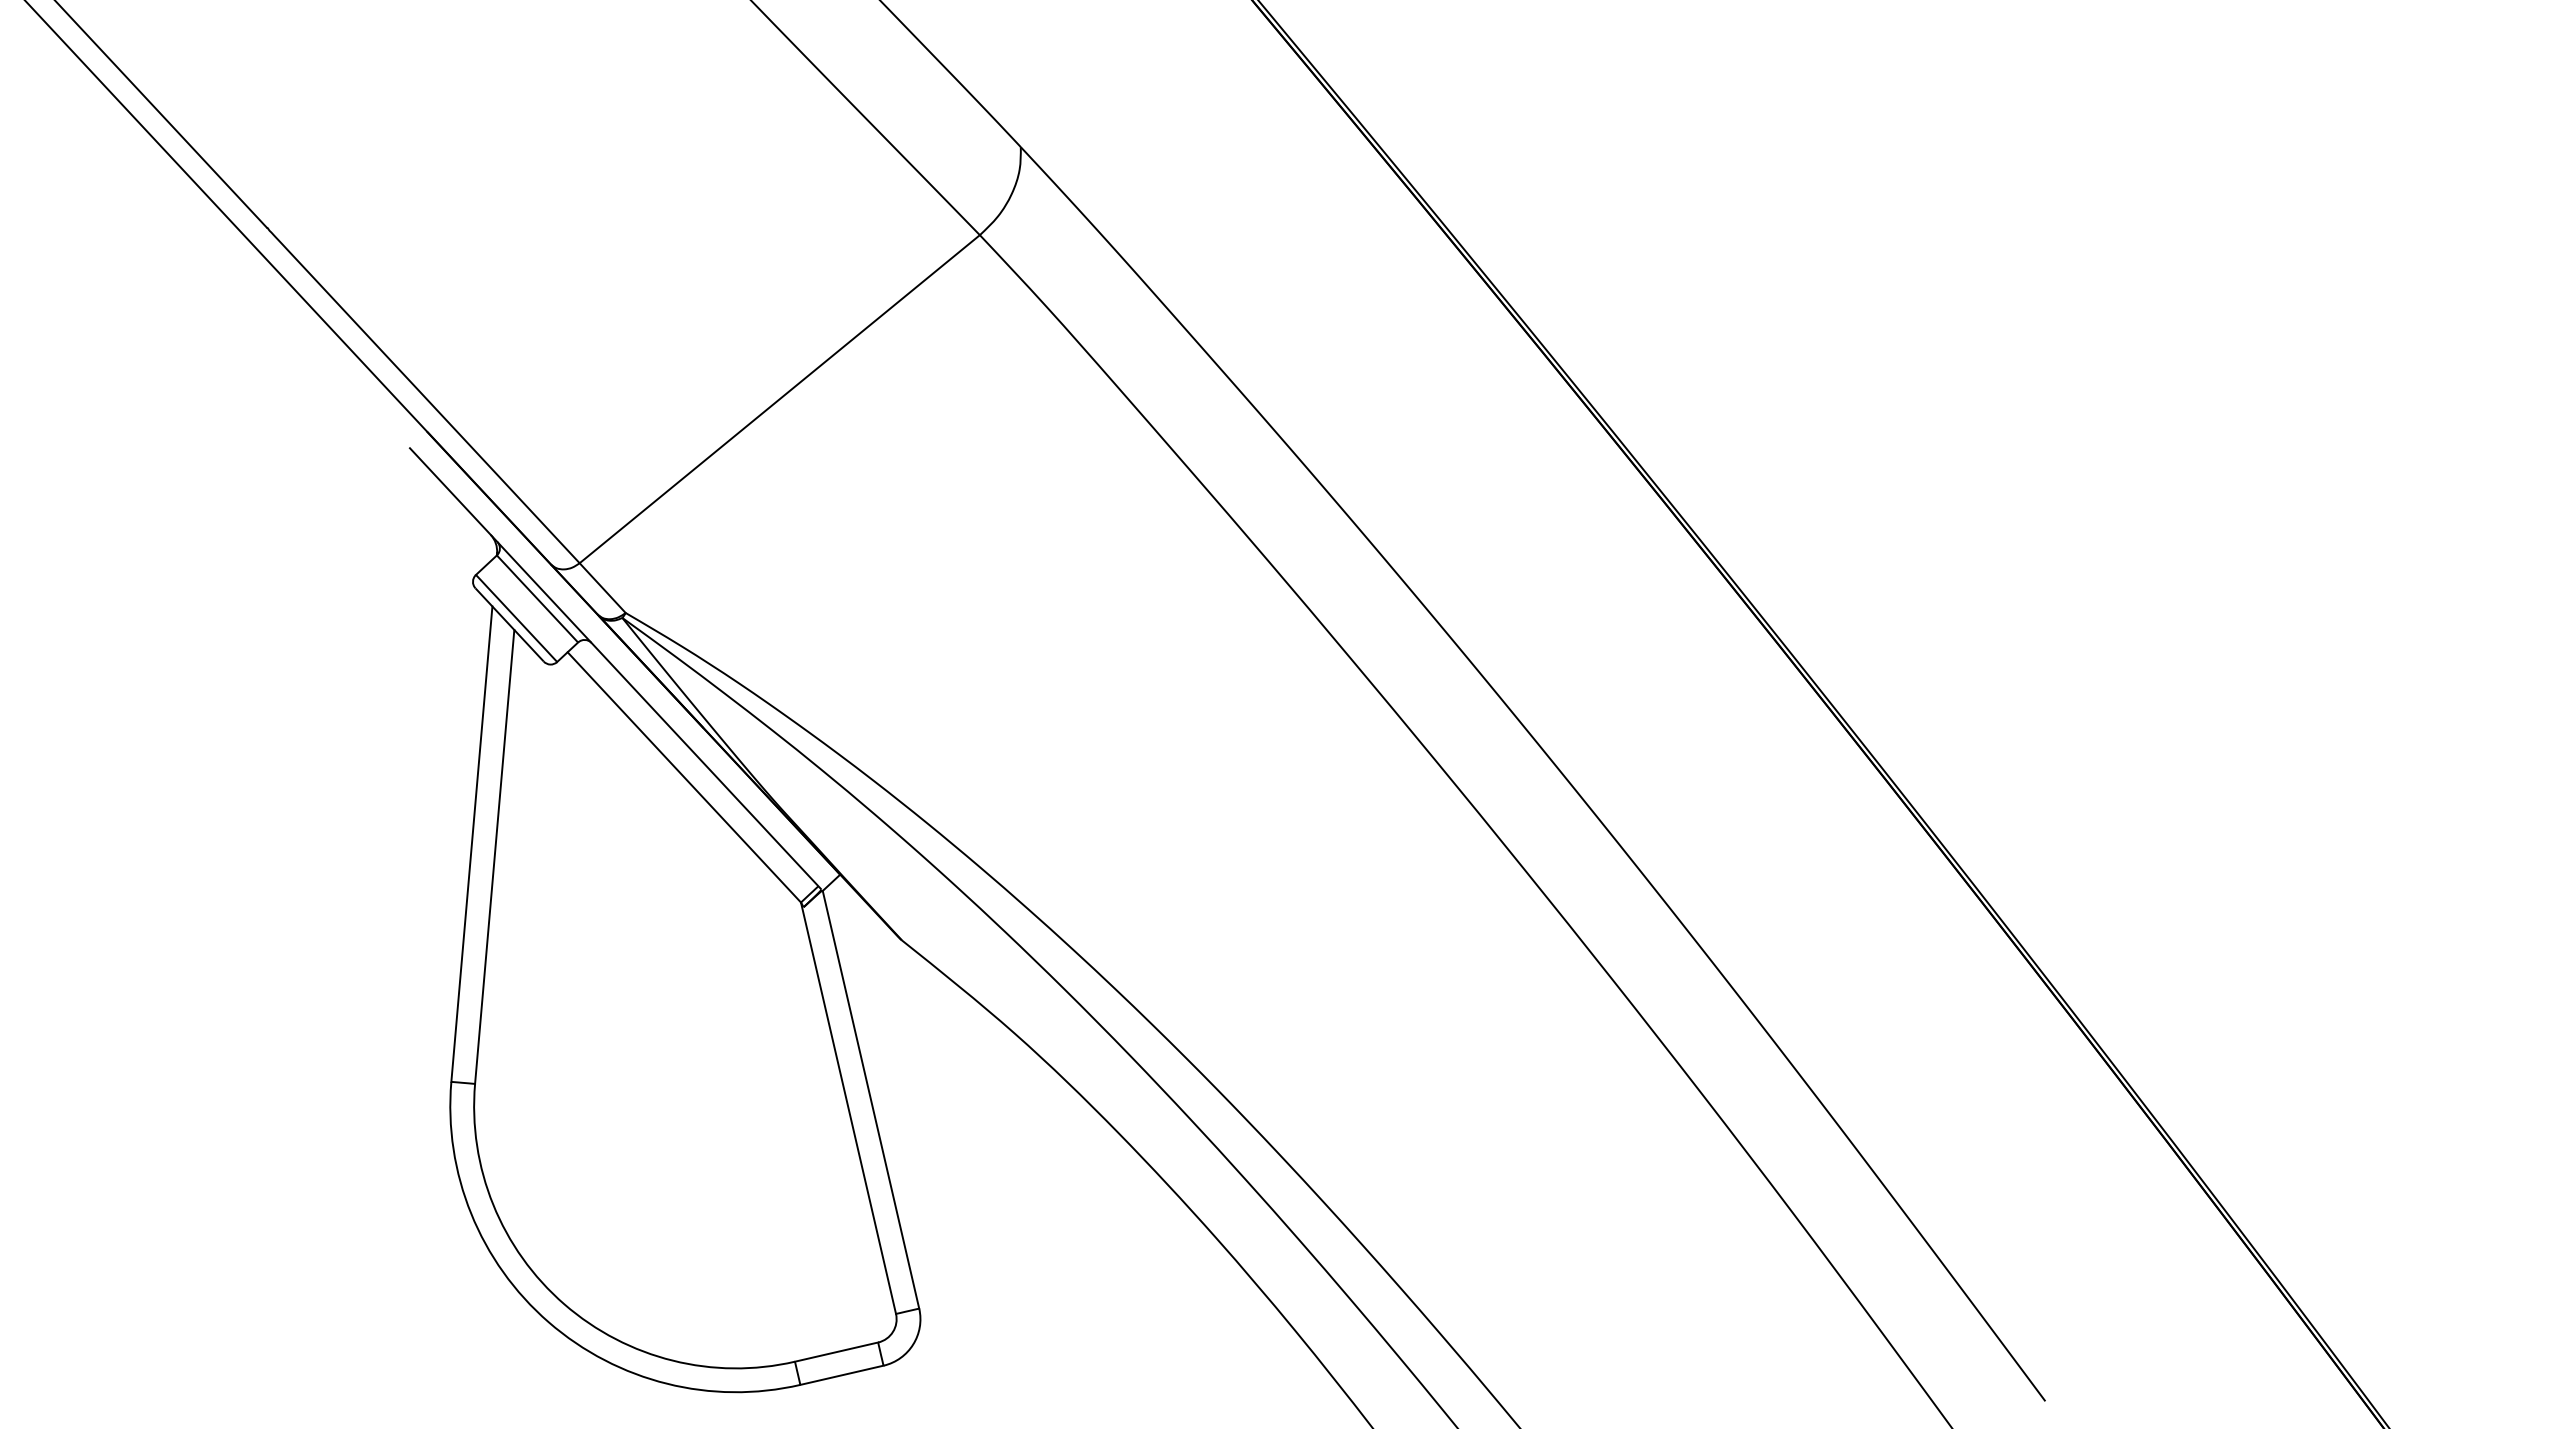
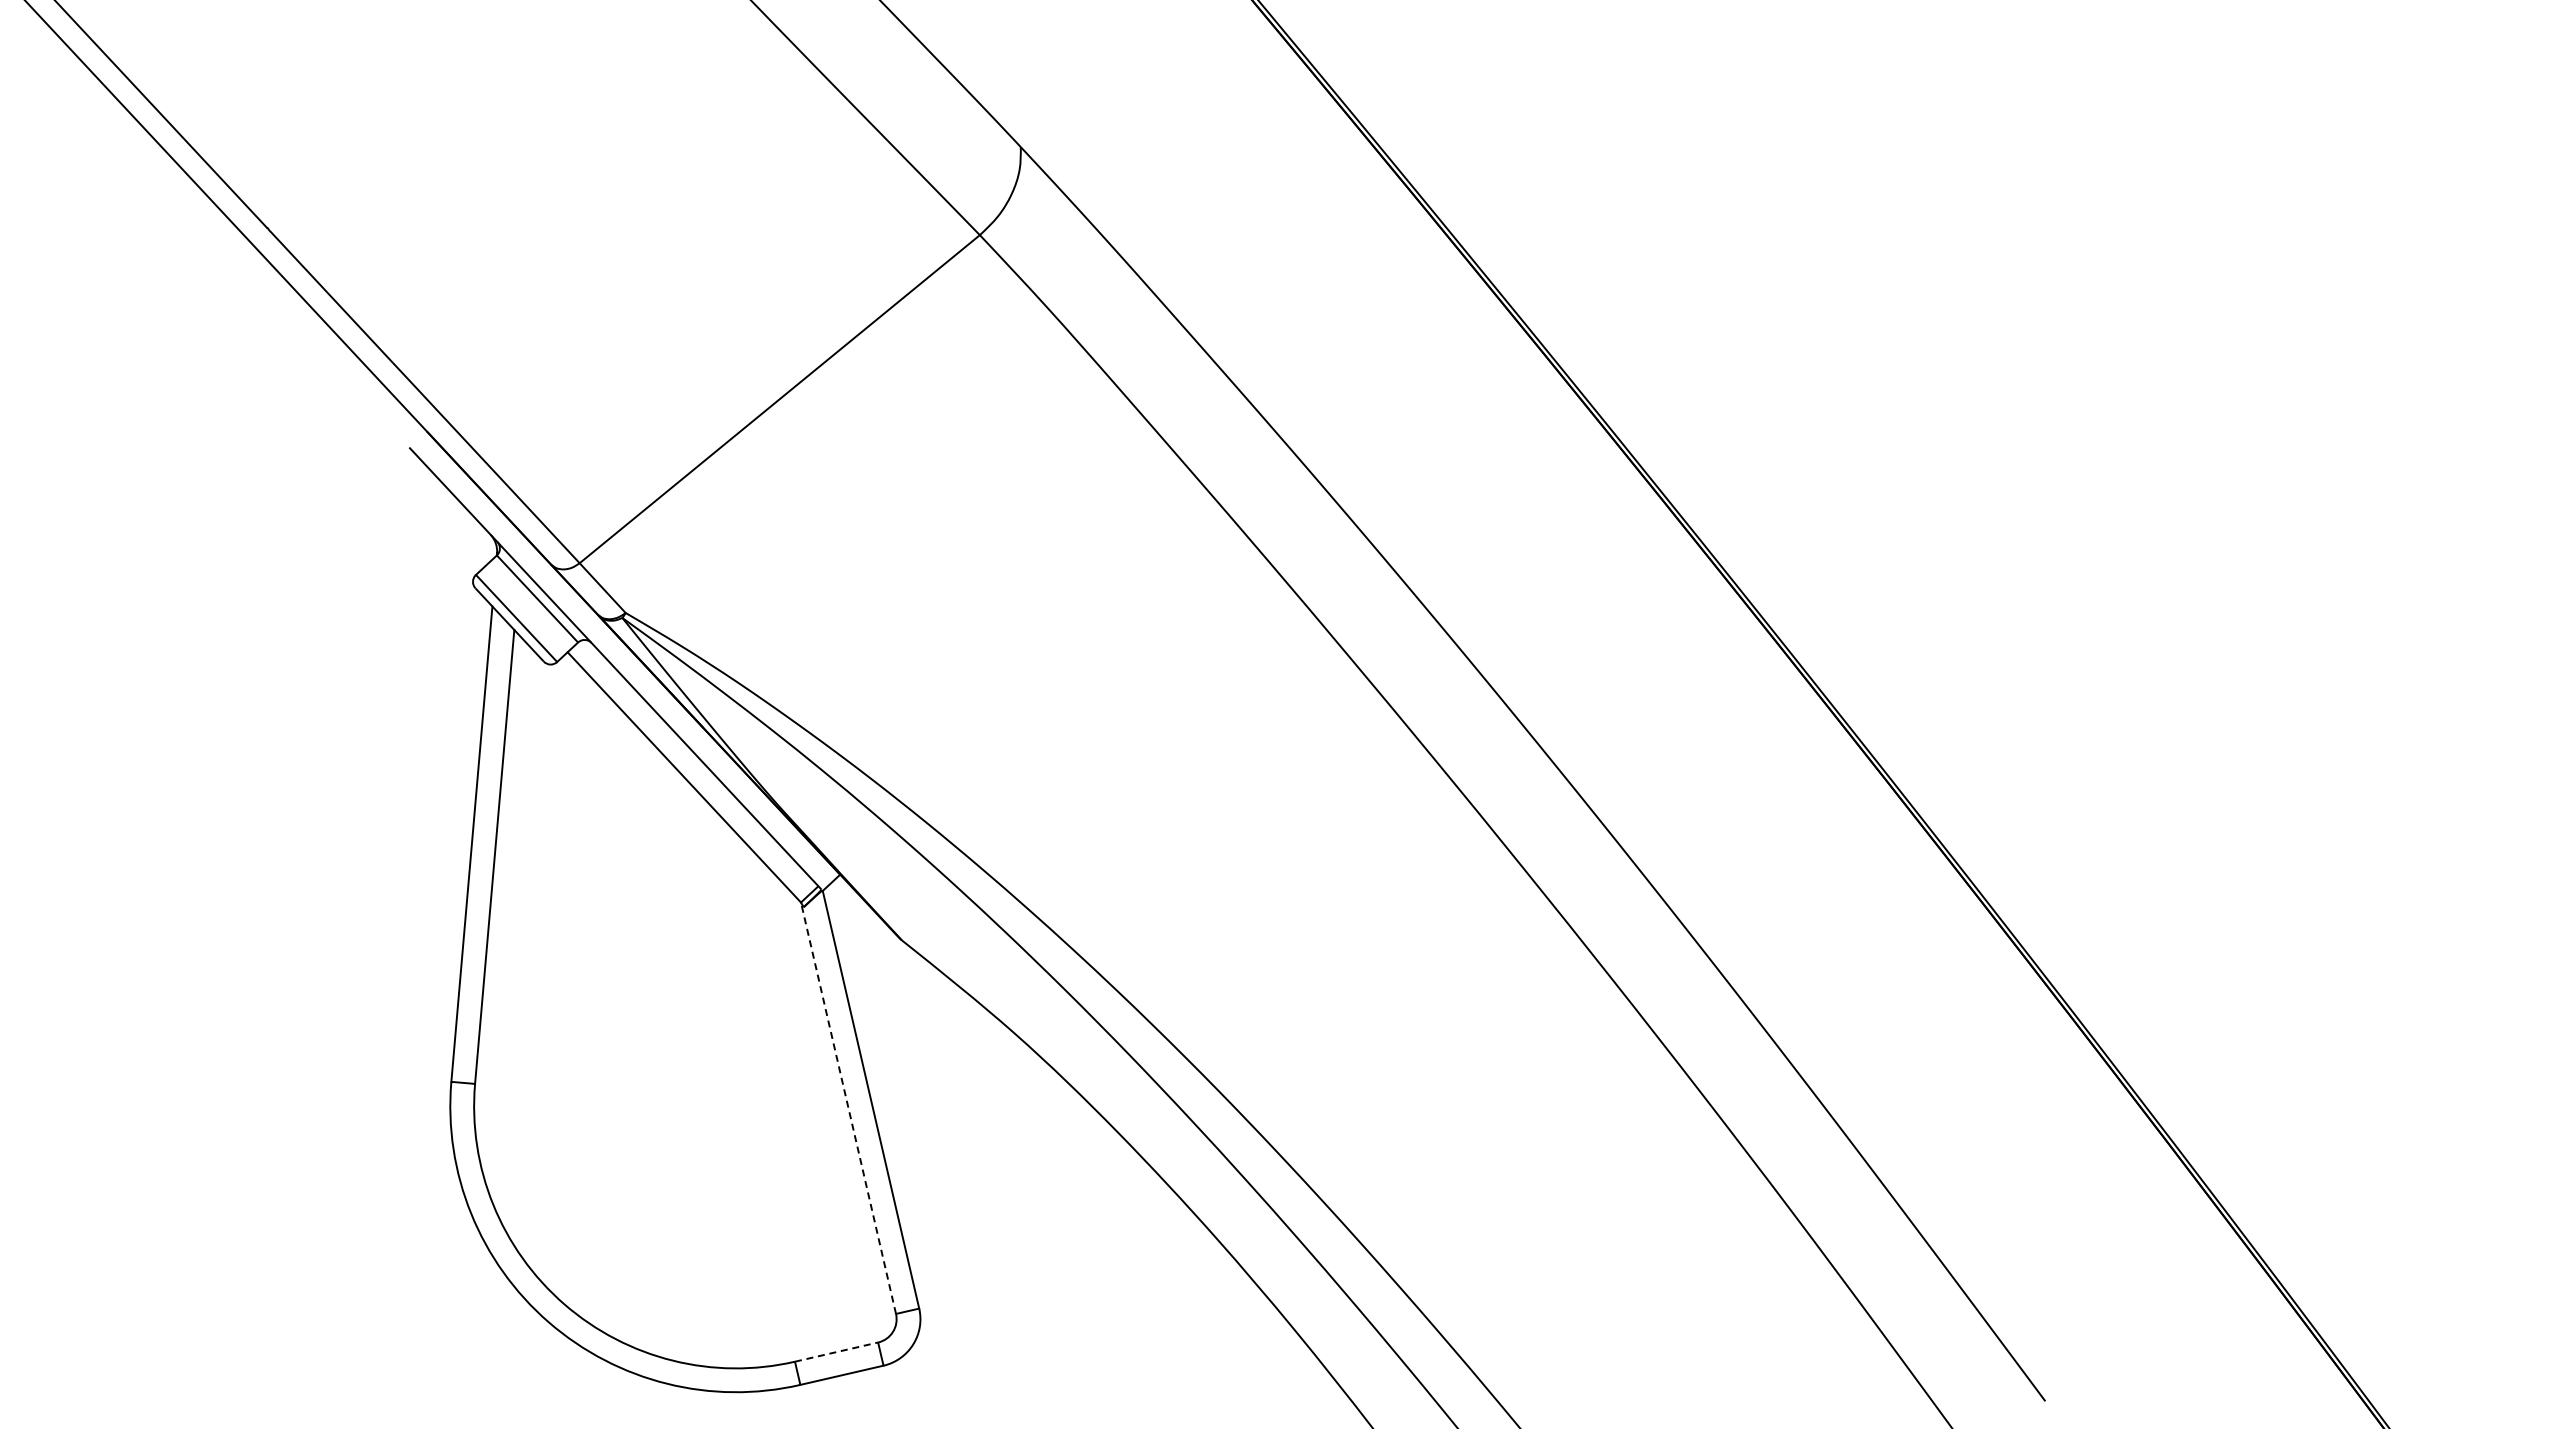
line: solid -> dashed (848, 1107)
line: solid -> dashed (836, 1352)
